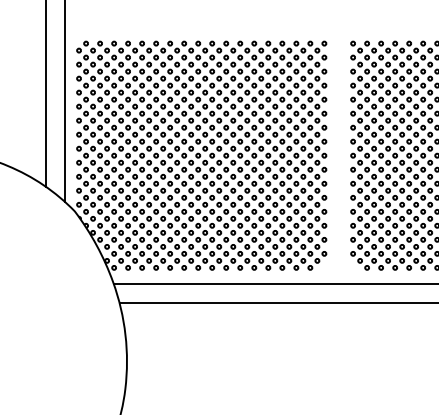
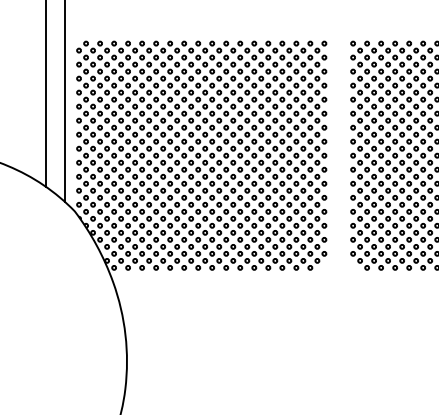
line: present -> none (274, 284)
line: present -> none (277, 303)
